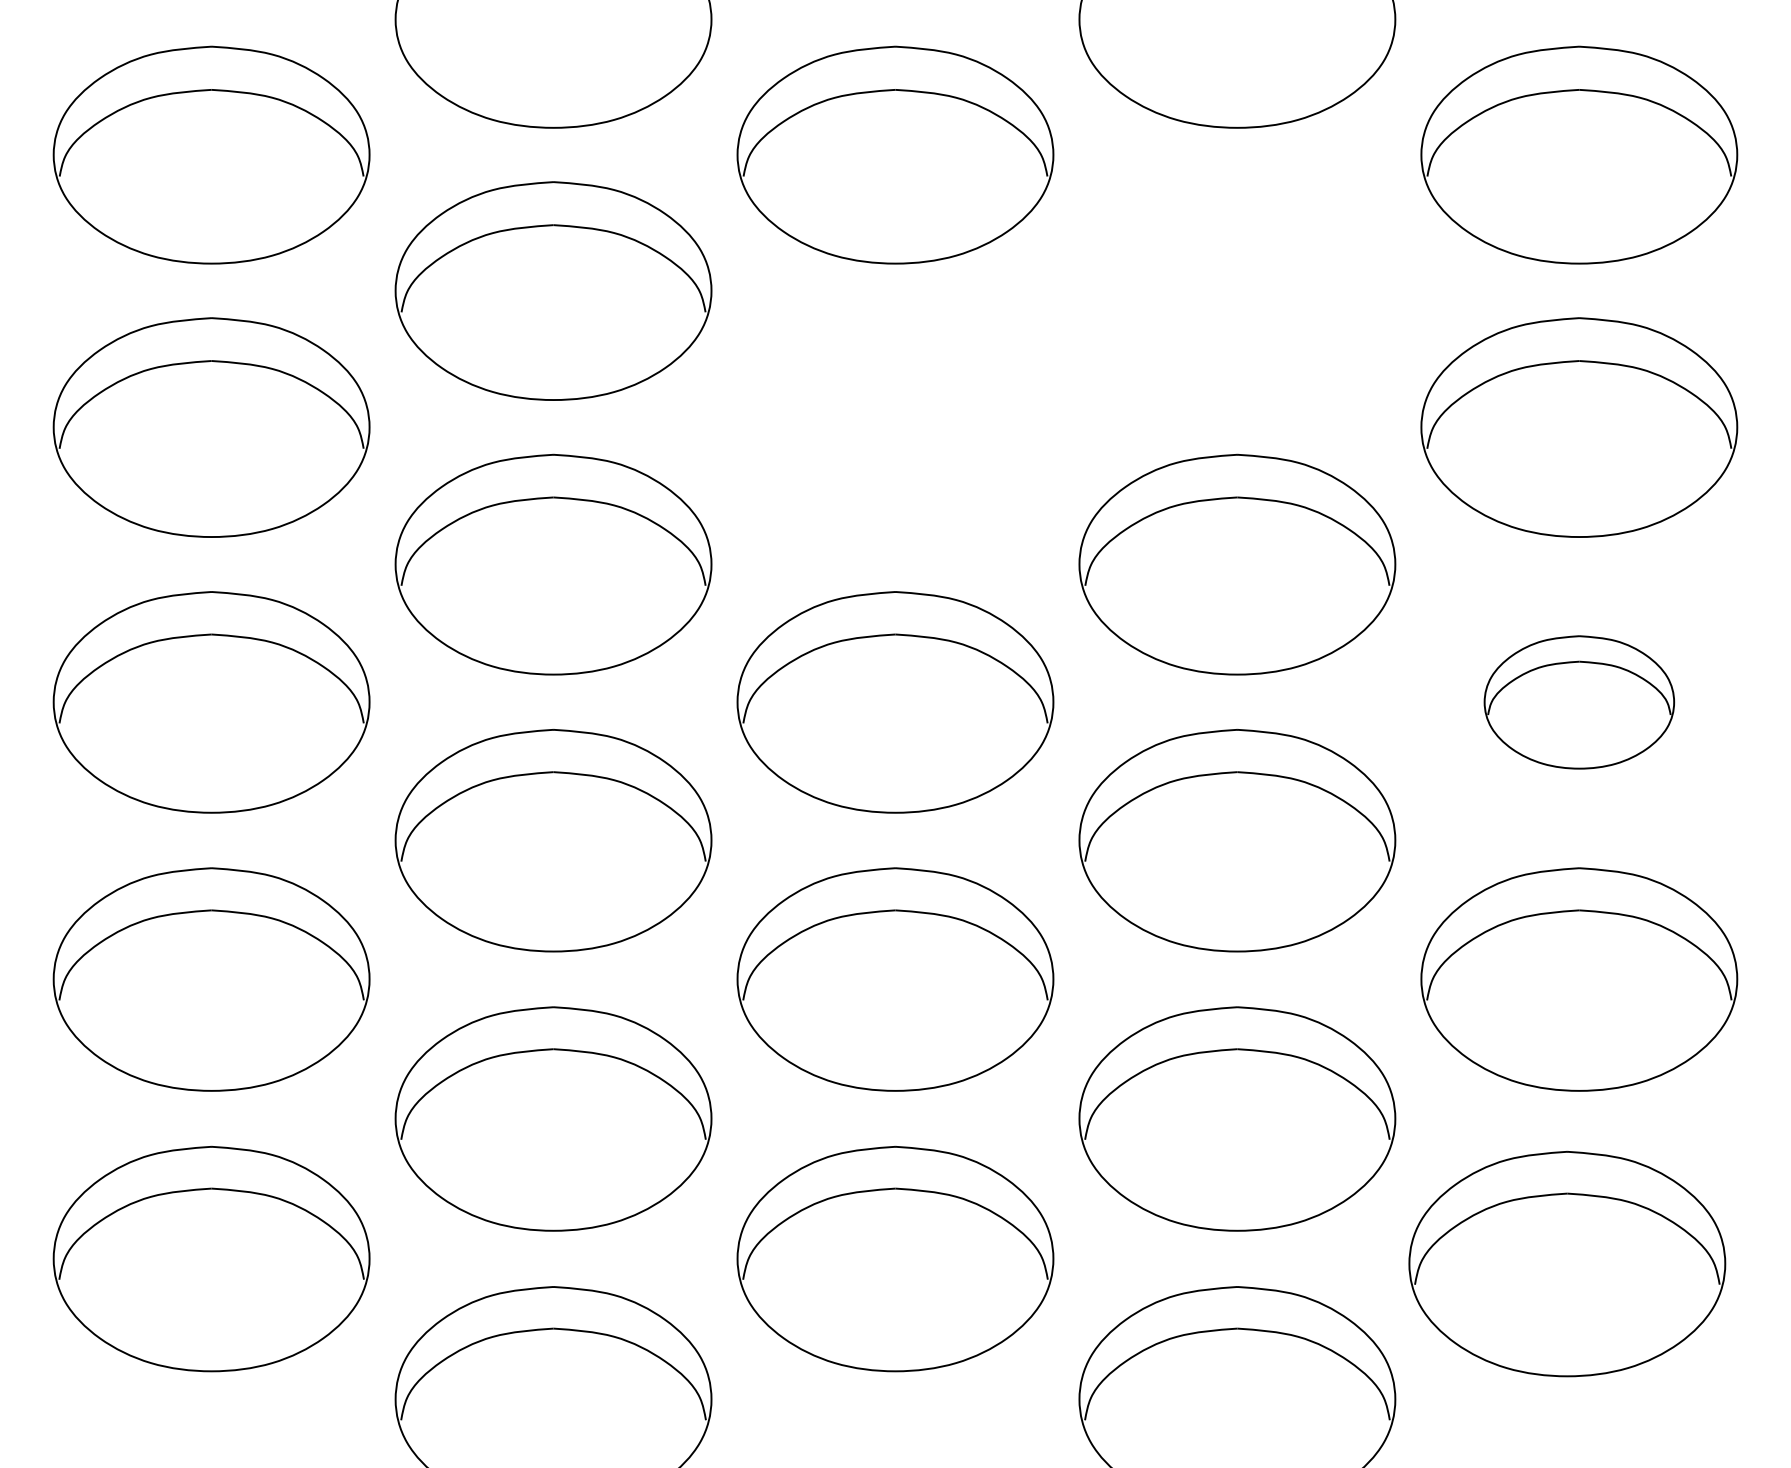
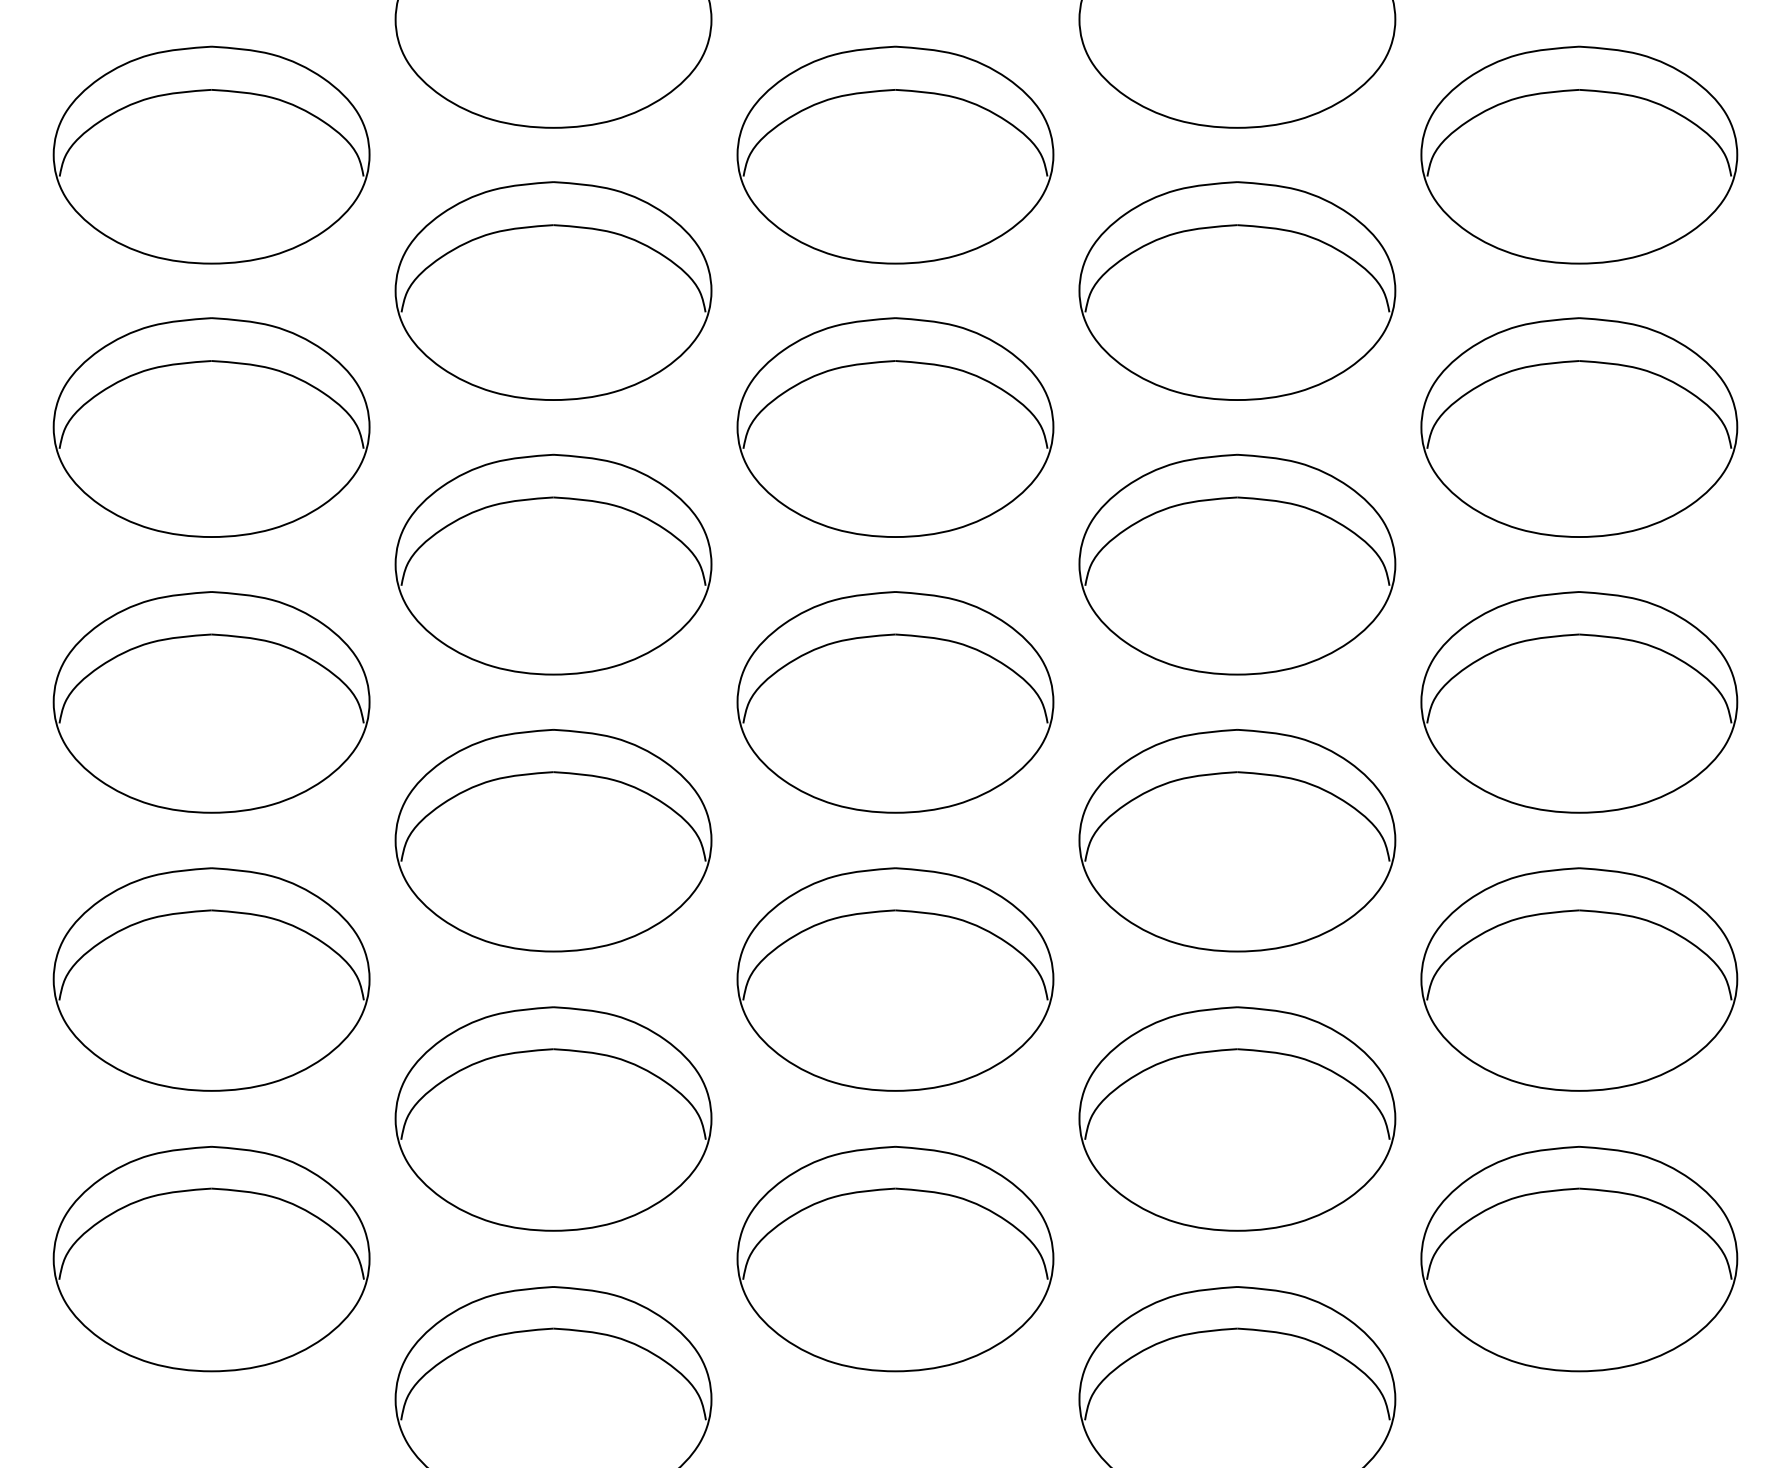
part: none -> present (1237, 290)
part: none -> present (895, 427)
part size: 193x135 px -> 319x223 px (1579, 702)
part position: (1567, 1263) -> (1579, 1258) (1579, 1258)
